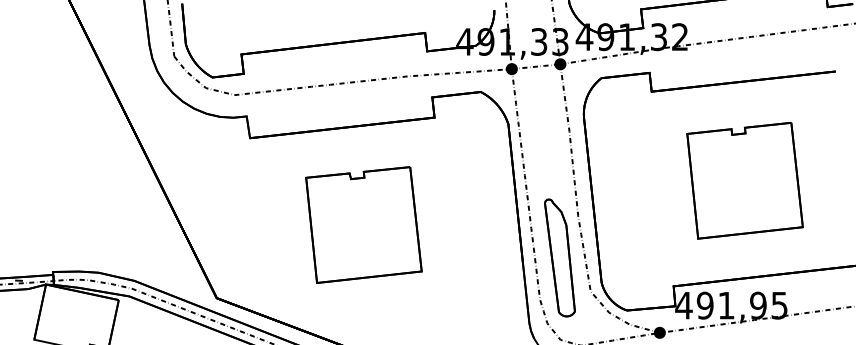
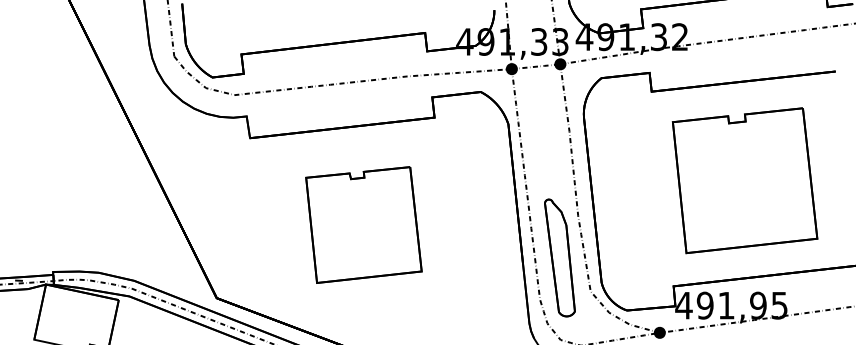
part size: 118x118 px -> 148x148 px (744, 180)
